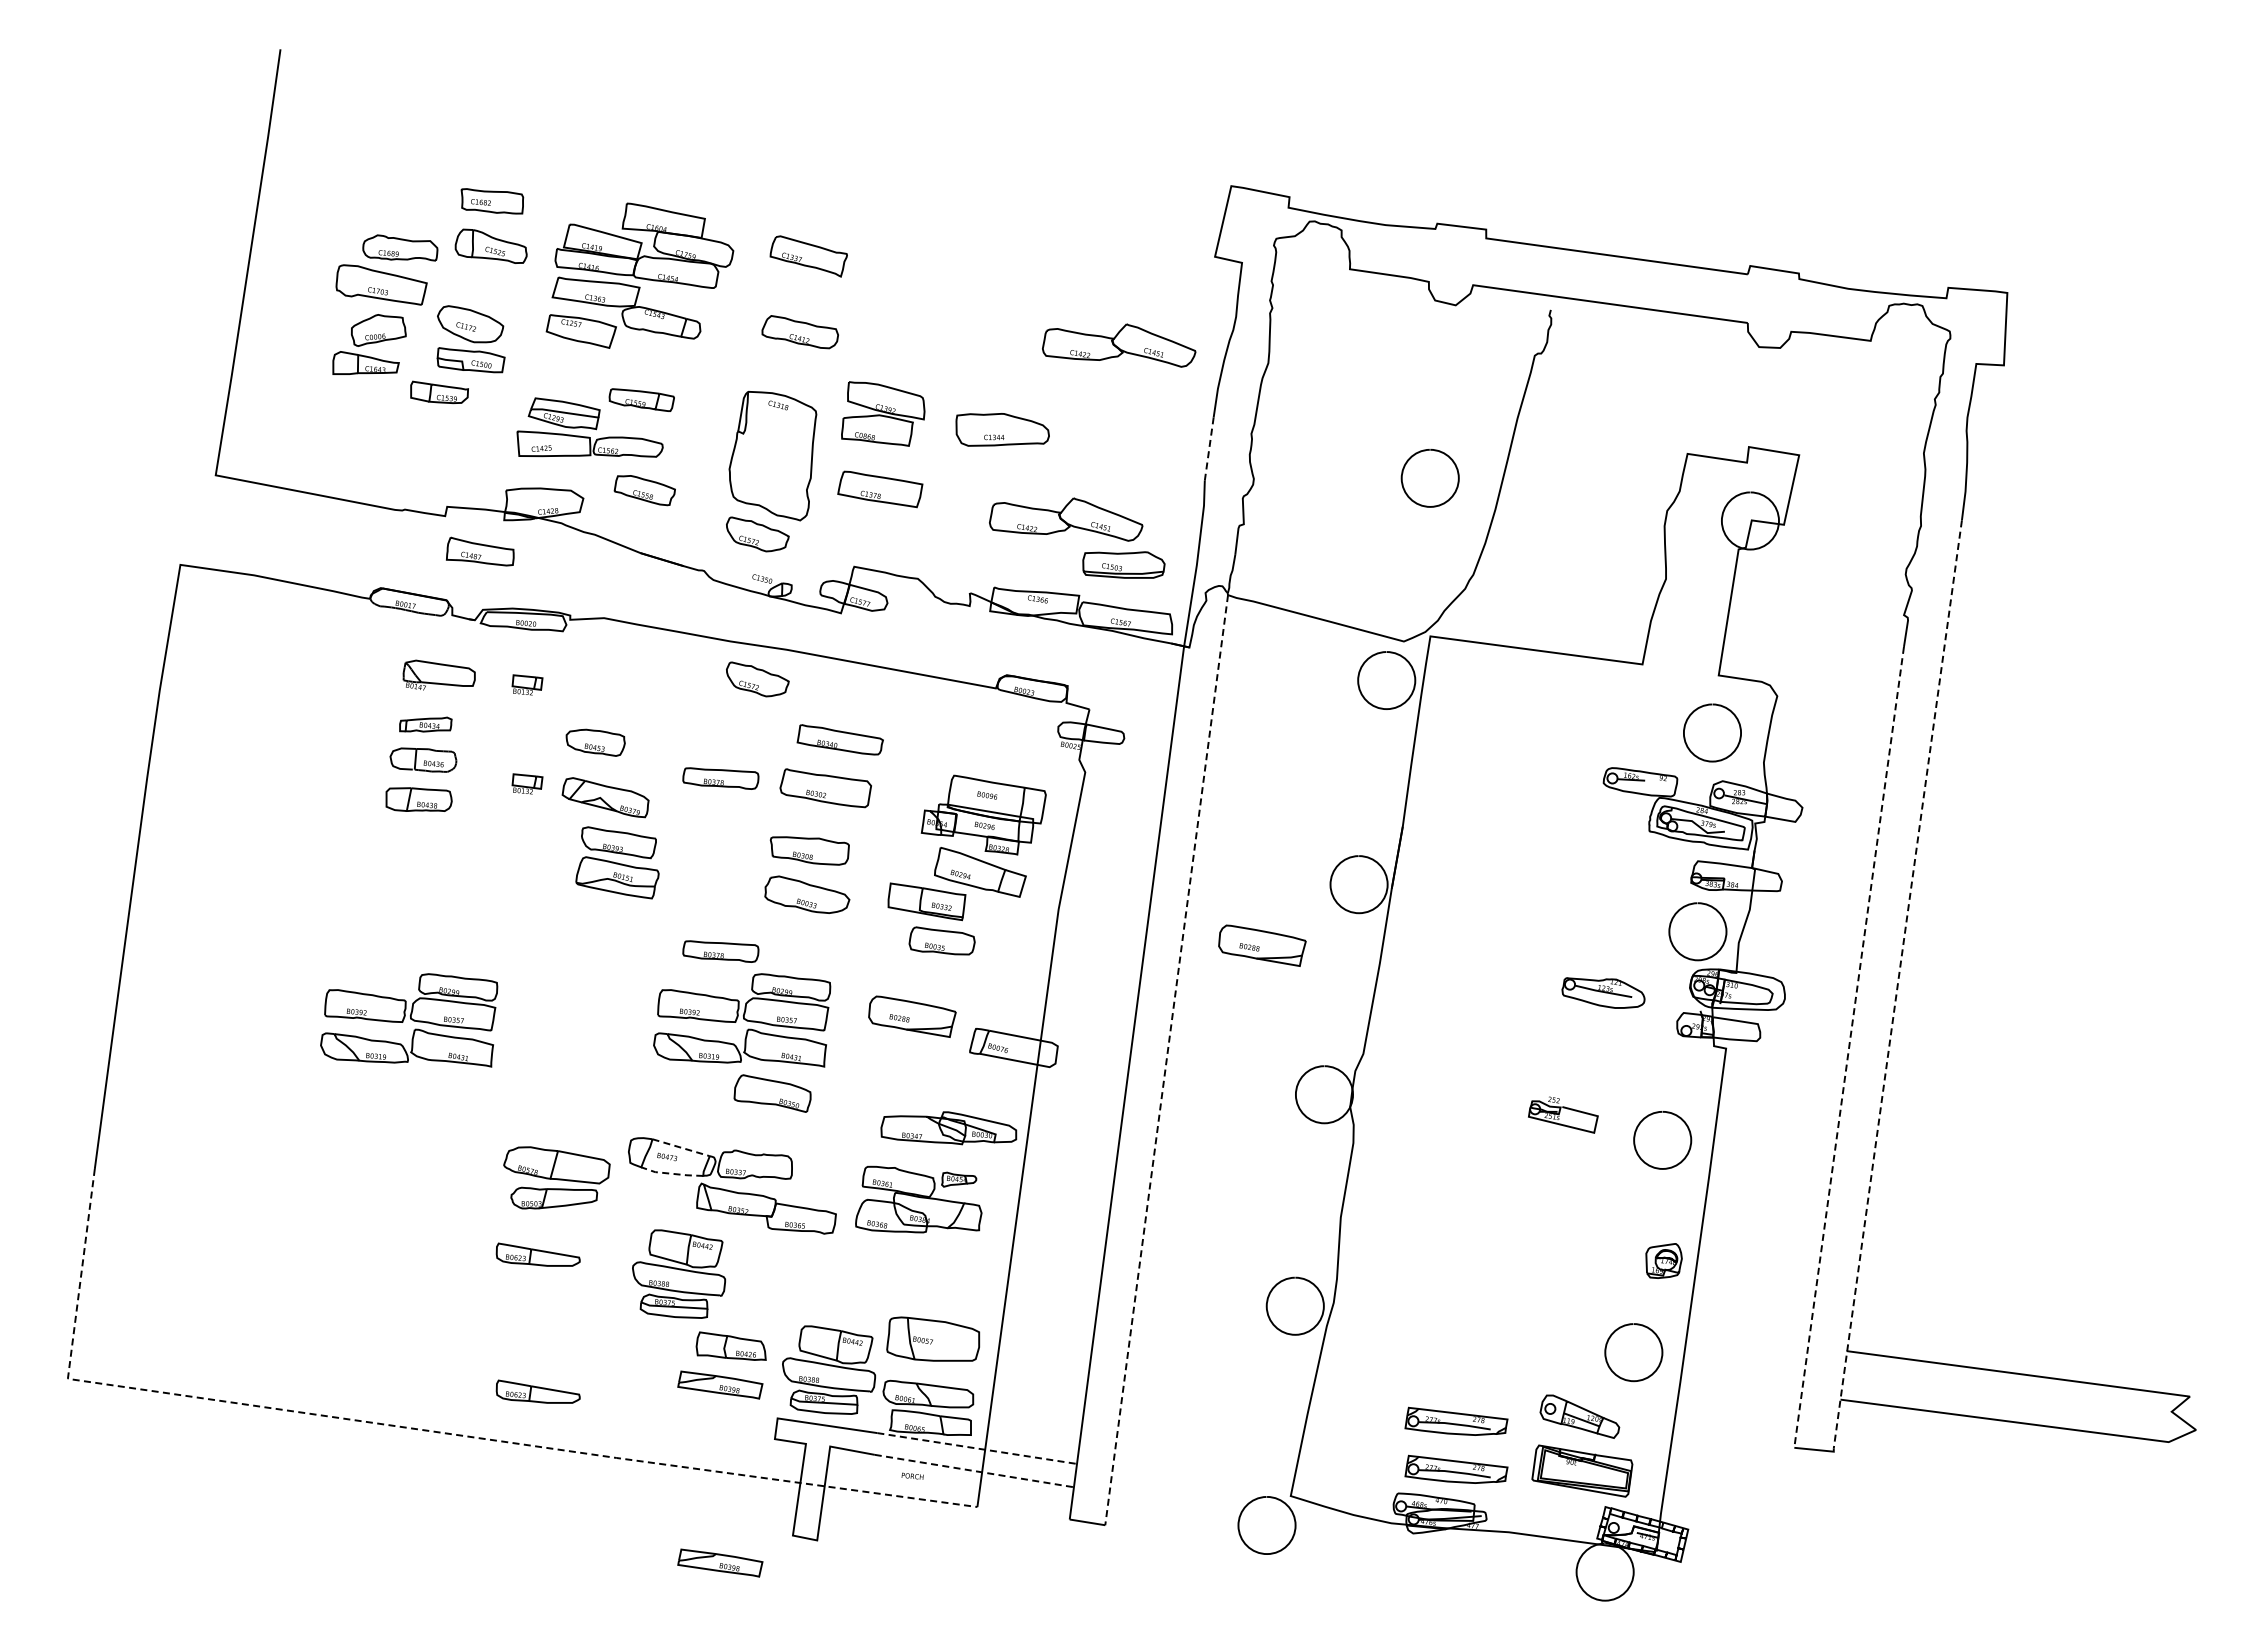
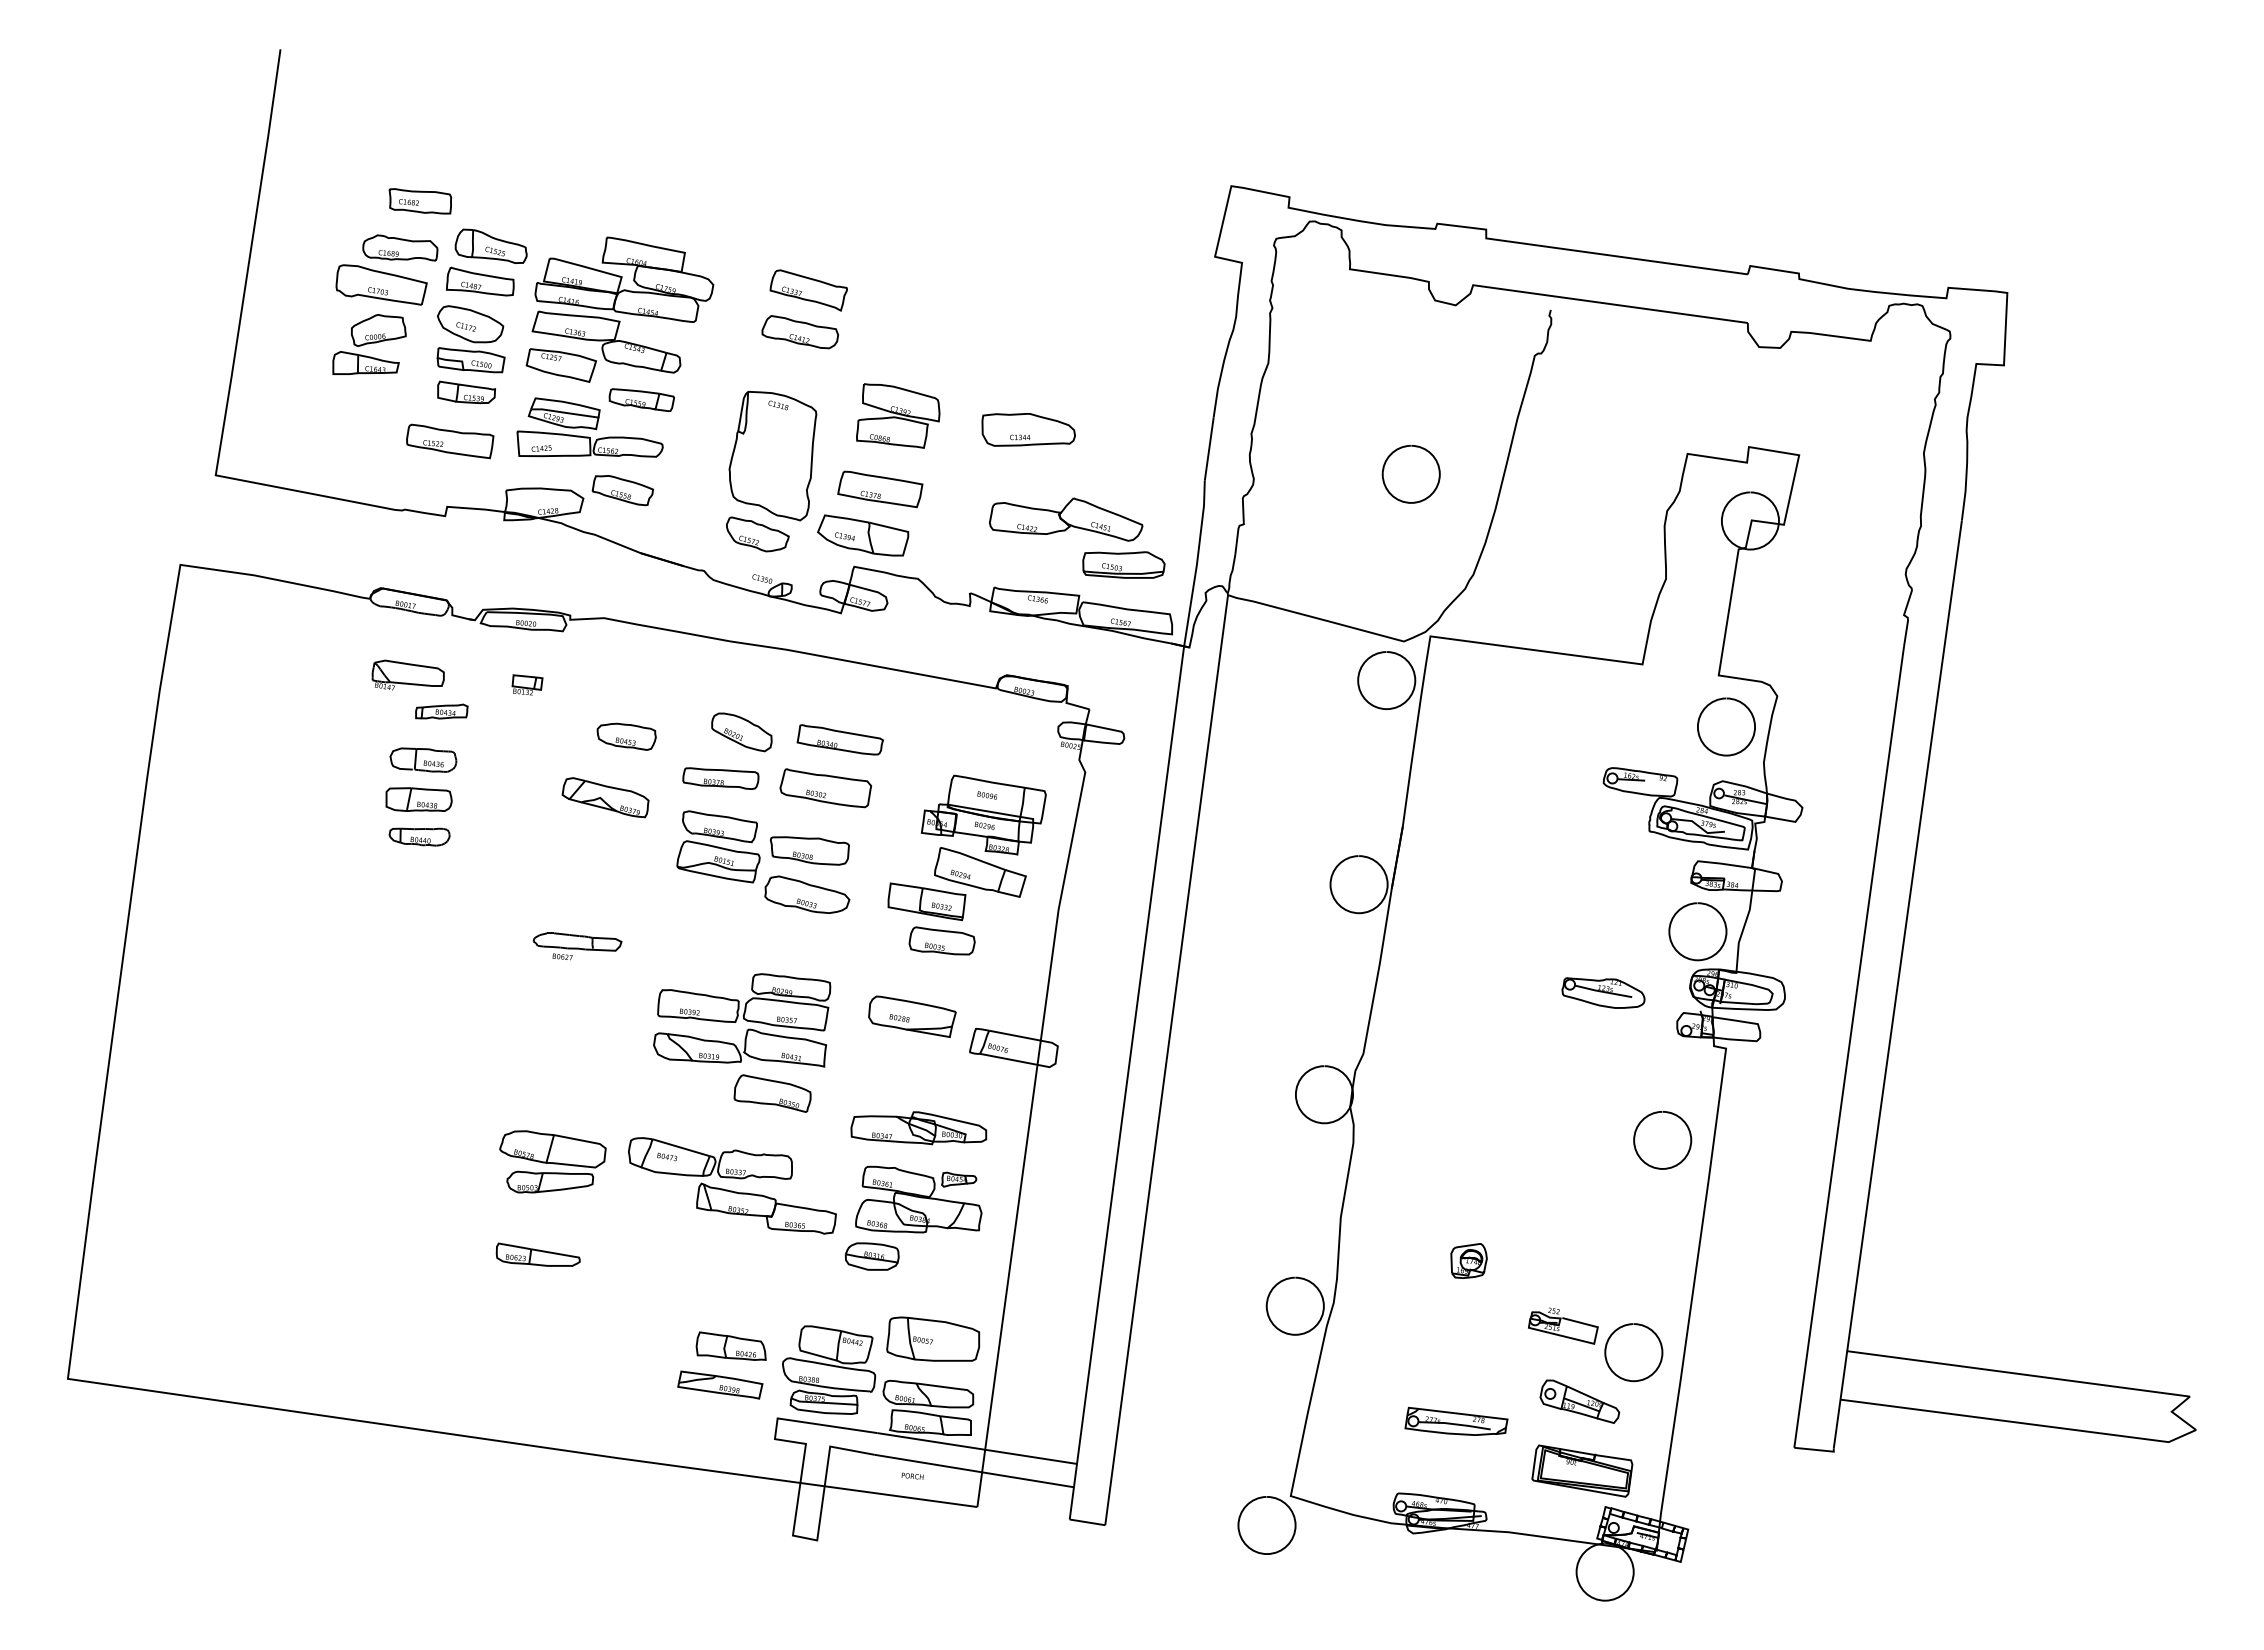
part position: (492, 201) -> (420, 201) (420, 201)
part position: (808, 256) -> (808, 290) (808, 290)
part position: (639, 275) -> (619, 309) (619, 309)
part: present -> none (1119, 345)
part position: (439, 392) -> (466, 392) (466, 392)
part position: (883, 413) -> (898, 415) (898, 415)
part position: (1002, 429) -> (1028, 429) (1028, 429)
part: none -> present (450, 441)
line: dashed -> solid (1209, 449)
arc position: (1405, 489) -> (1386, 485) (1386, 485)
part position: (644, 490) -> (622, 490) (622, 490)
part: none -> present (863, 535)
part position: (480, 551) -> (480, 281) (480, 281)
part position: (438, 674) -> (407, 674) (407, 674)
part: present -> none (757, 679)
arc position: (1706, 706) -> (1720, 700) (1720, 700)
part position: (425, 724) -> (441, 711) (441, 711)
part: none -> present (741, 732)
part position: (595, 742) -> (626, 736) (626, 736)
part: present -> none (527, 783)
part: none -> present (419, 836)
part position: (617, 862) -> (718, 846) (718, 846)
part: present -> none (1262, 945)
part: none -> present (577, 946)
part: present -> none (720, 951)
line: dashed -> solid (1897, 984)
part: present -> none (409, 1020)
line: dashed -> solid (1849, 1047)
line: dashed -> solid (1166, 1060)
part position: (1563, 1114) -> (1563, 1325) (1563, 1325)
part position: (948, 1128) -> (918, 1128) (918, 1128)
line: dashed -> solid (681, 1147)
line: dashed -> solid (672, 1173)
part position: (556, 1177) -> (552, 1161) (552, 1161)
part: none -> present (871, 1256)
part position: (1663, 1260) -> (1468, 1260) (1468, 1260)
part: present -> none (679, 1273)
part: present -> none (537, 1391)
part position: (1579, 1416) -> (1579, 1401) (1579, 1401)
line: dashed -> solid (417, 1429)
line: dashed -> solid (977, 1448)
part: present -> none (1456, 1468)
line: dashed -> solid (975, 1471)
part: present -> none (720, 1562)
